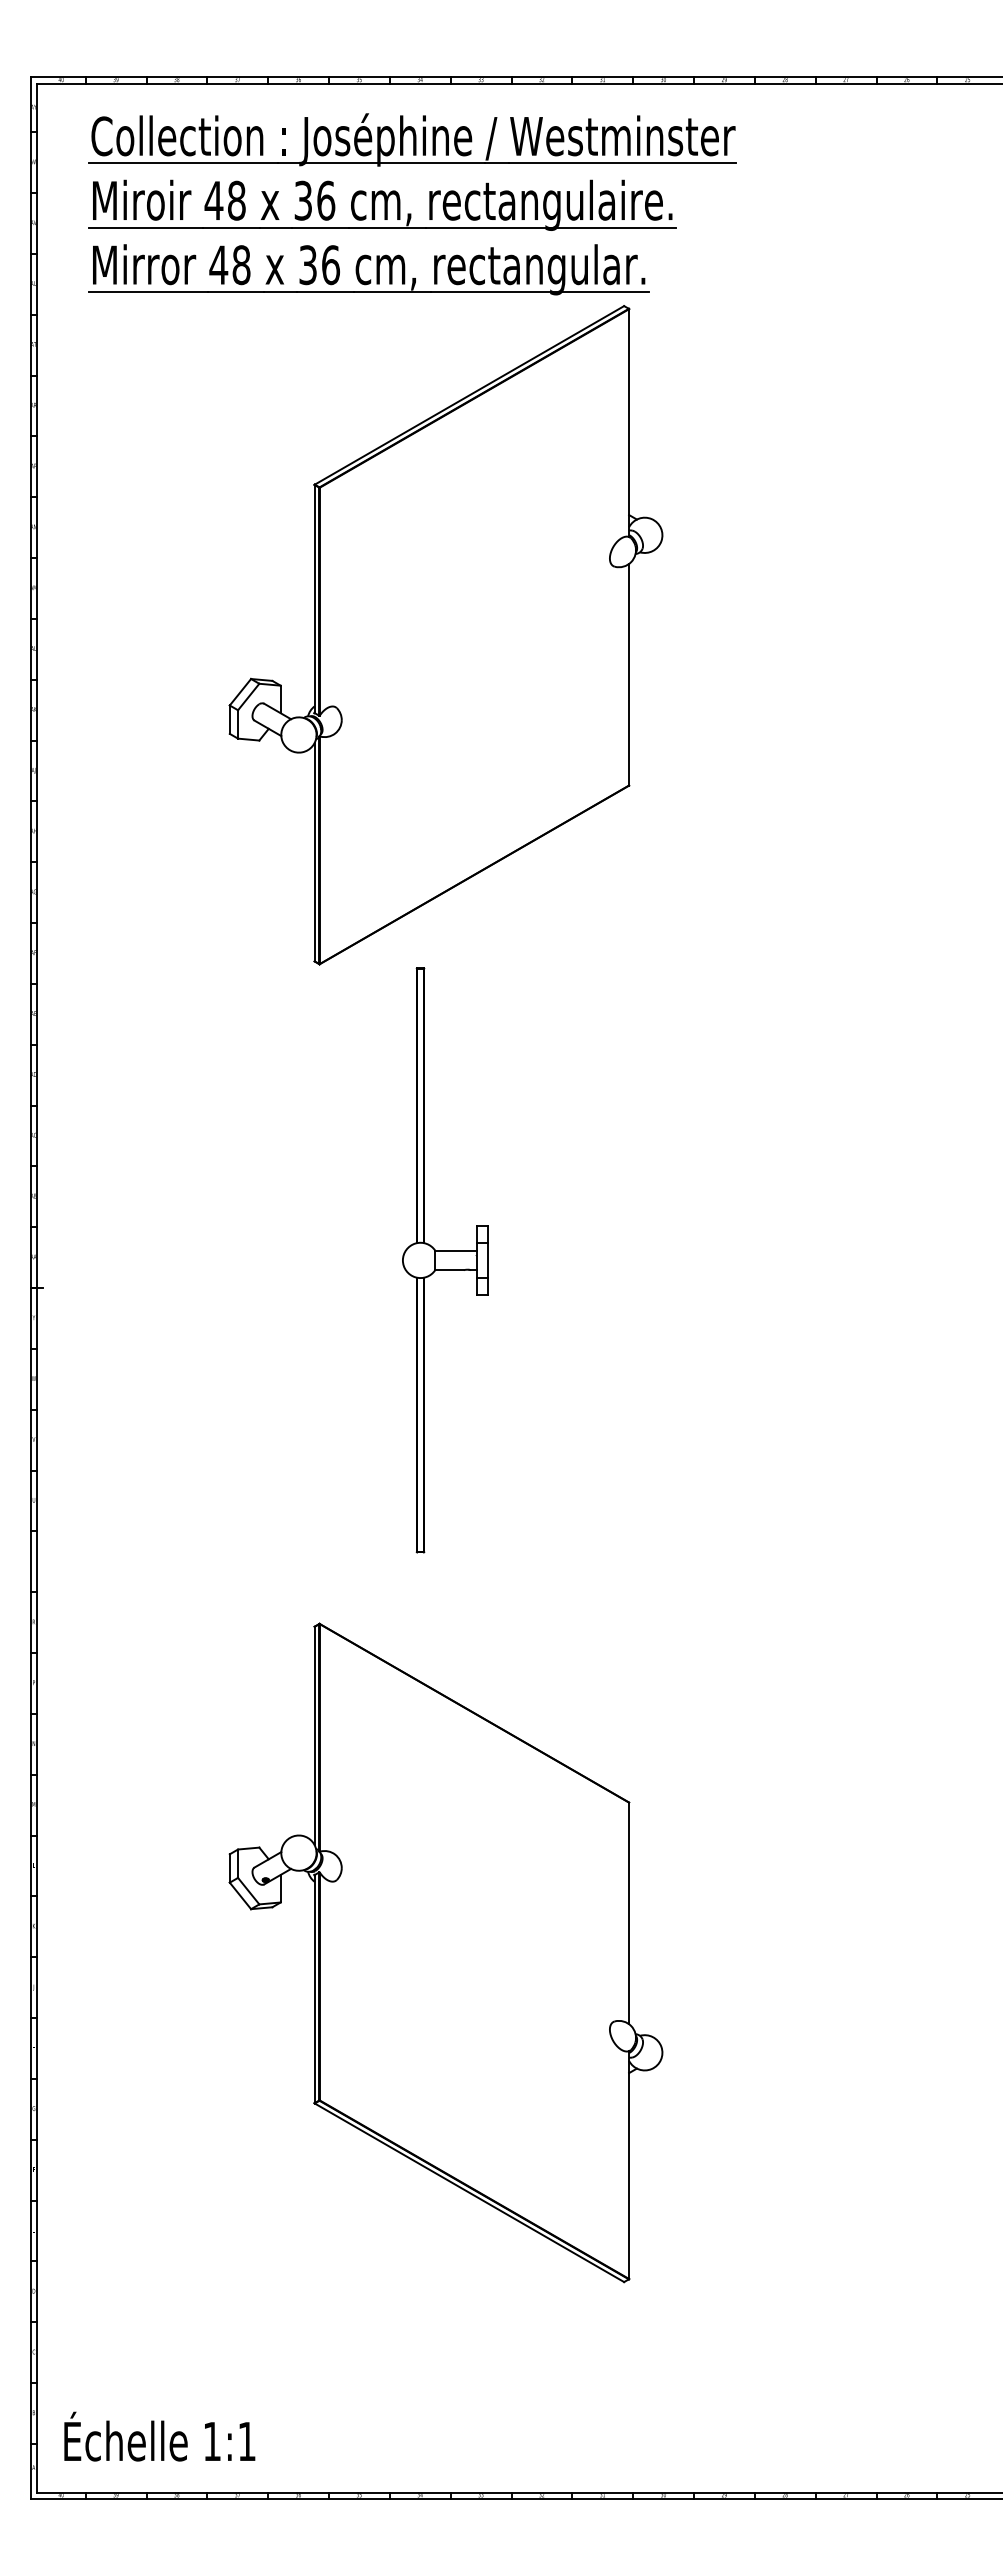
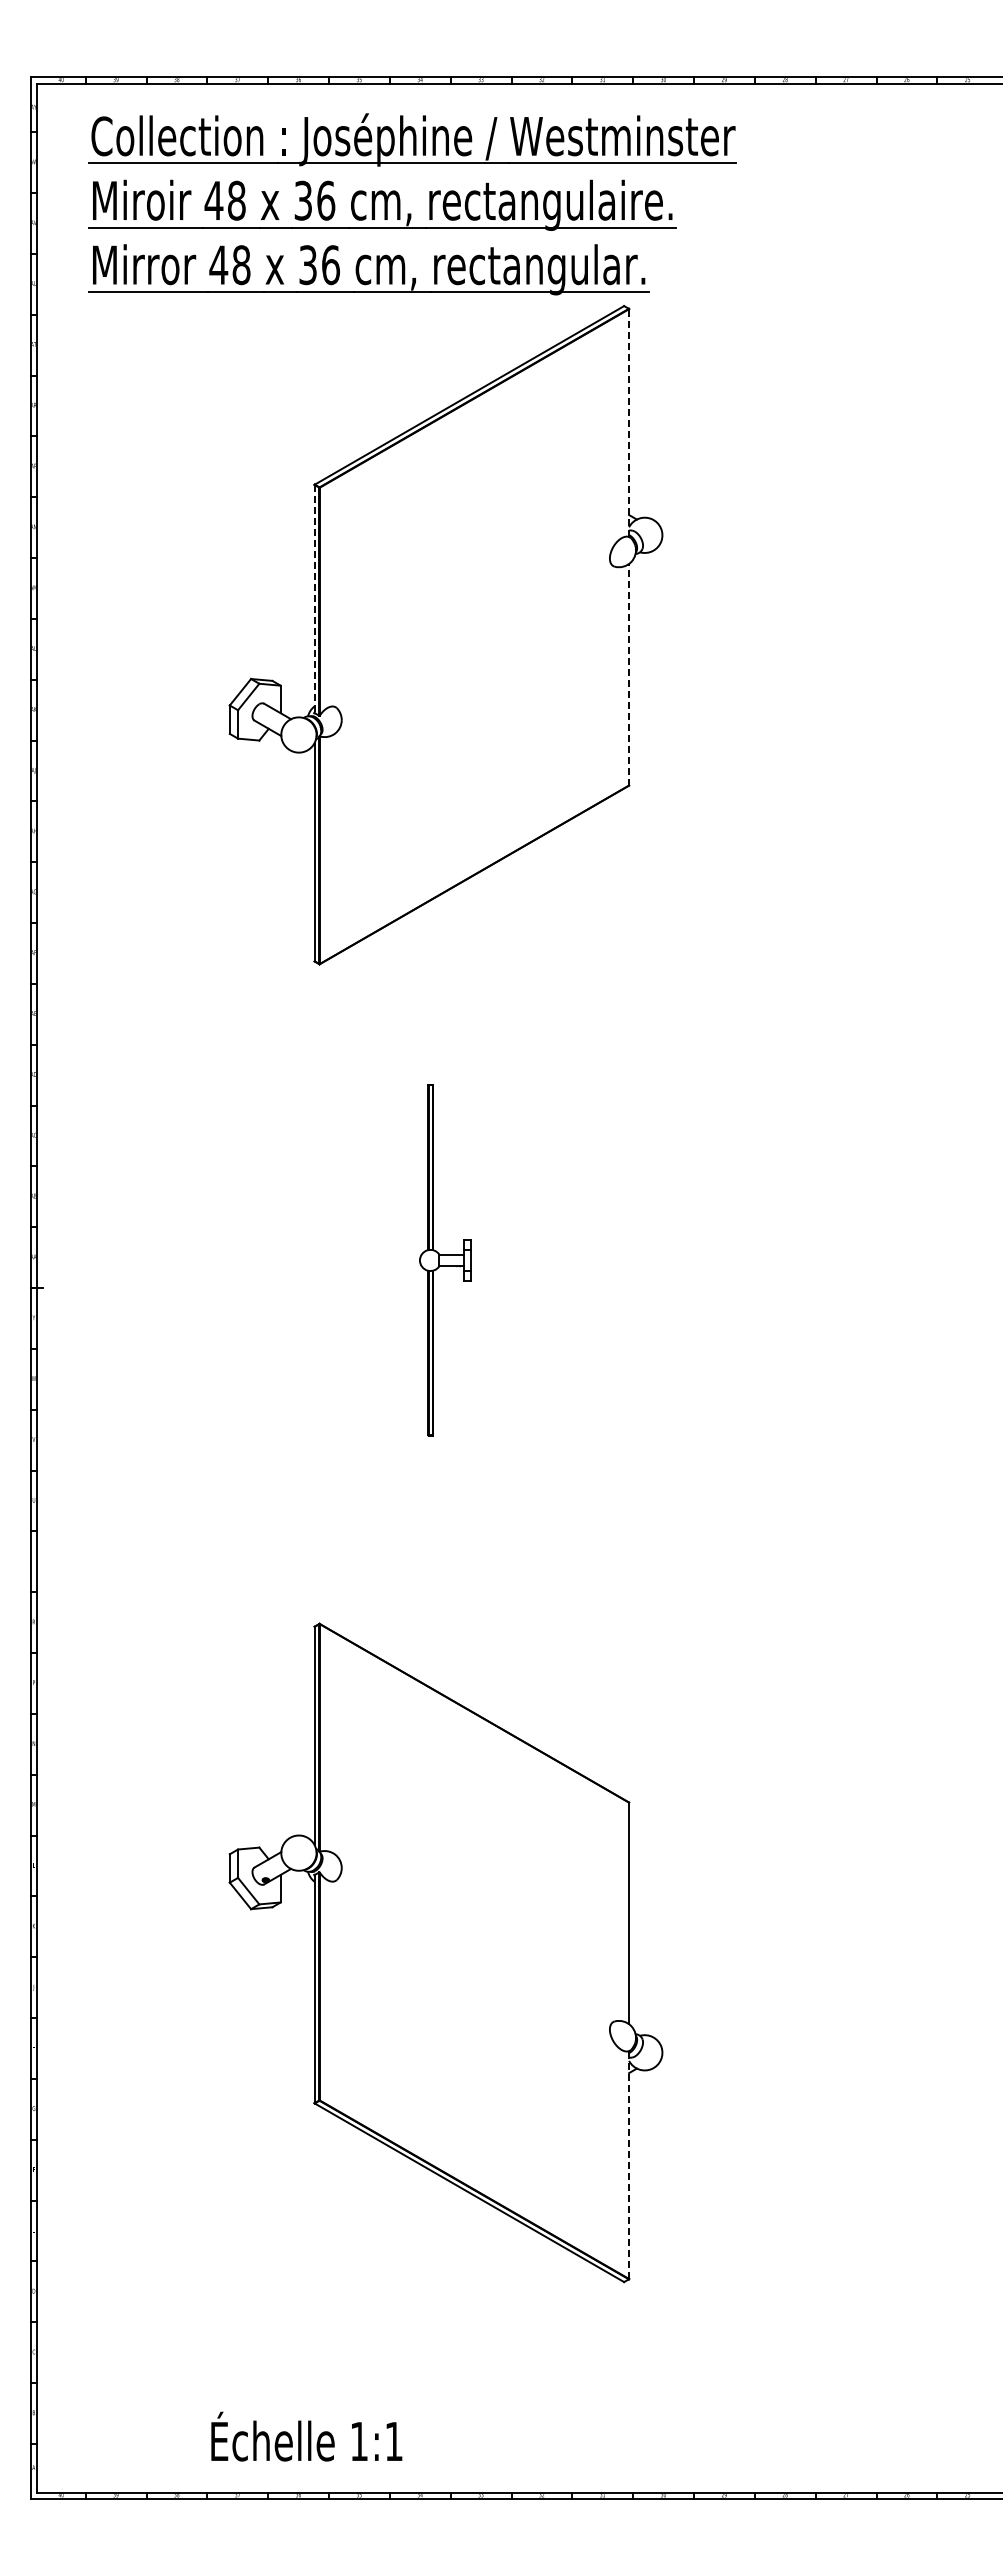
line: solid -> dashed (629, 423)
line: solid -> dashed (314, 599)
line: solid -> dashed (629, 674)
part size: 87x587 px -> 53x353 px (445, 1260)
line: solid -> dashed (629, 2165)
text position: (159, 2436) -> (306, 2436) (306, 2436)
